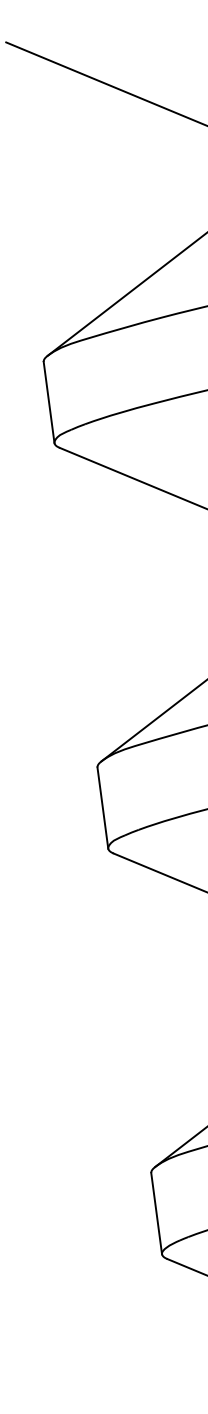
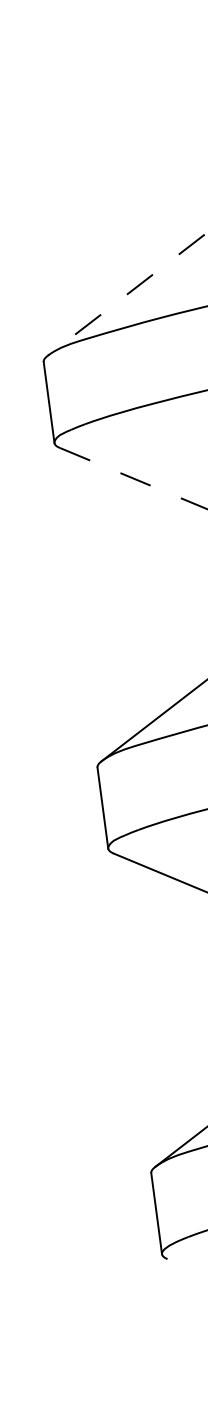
line: present -> none (105, 83)
line: solid -> dashed (127, 294)
line: solid -> dashed (133, 478)
line: present -> none (185, 1266)
